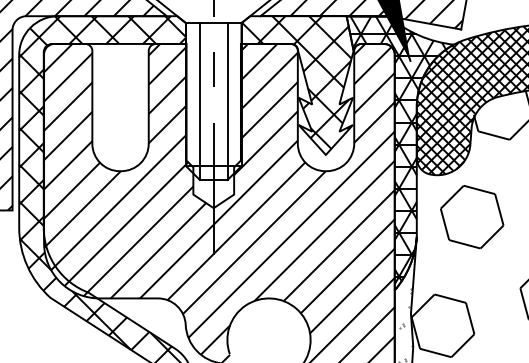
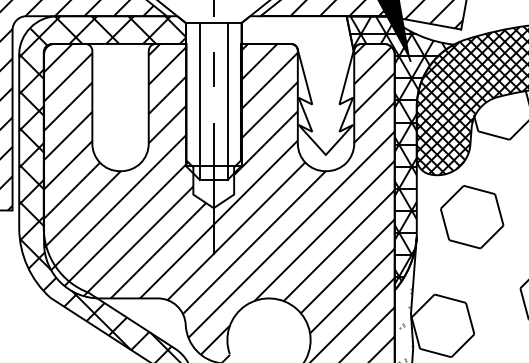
hatch: present -> none (296, 82)
